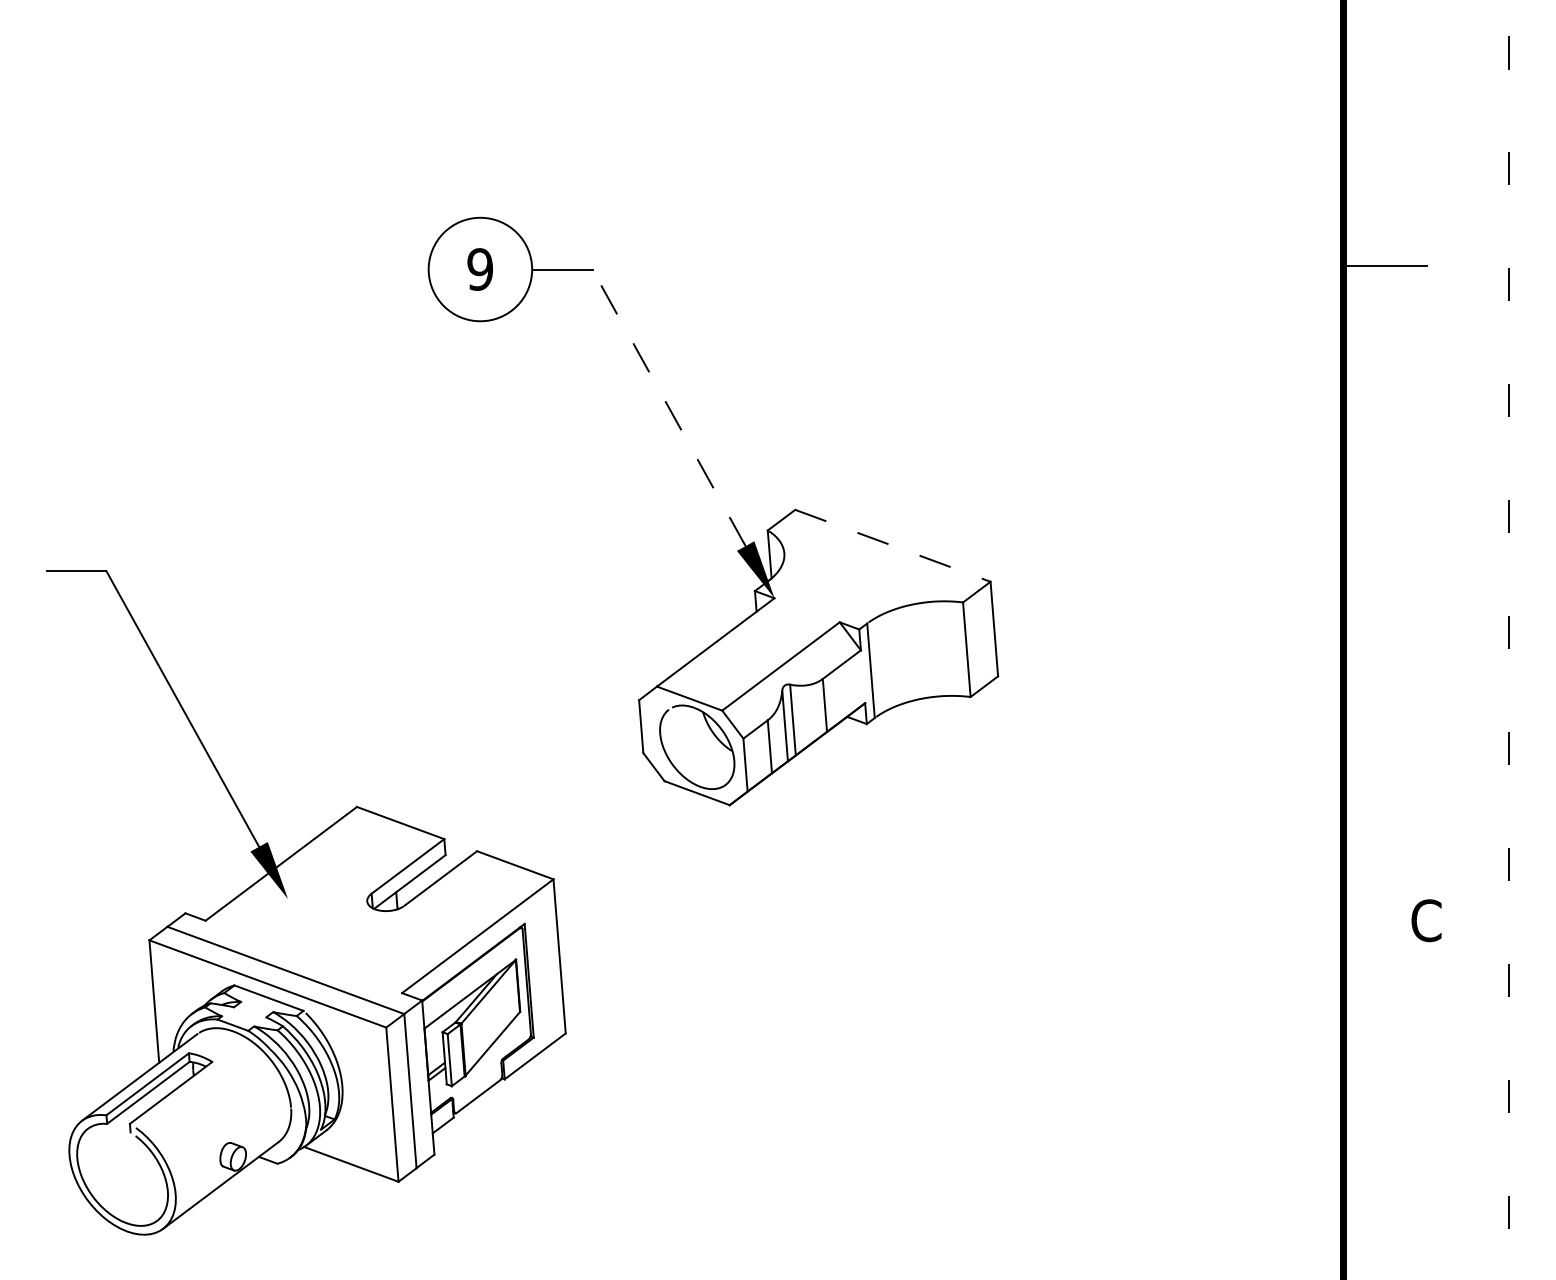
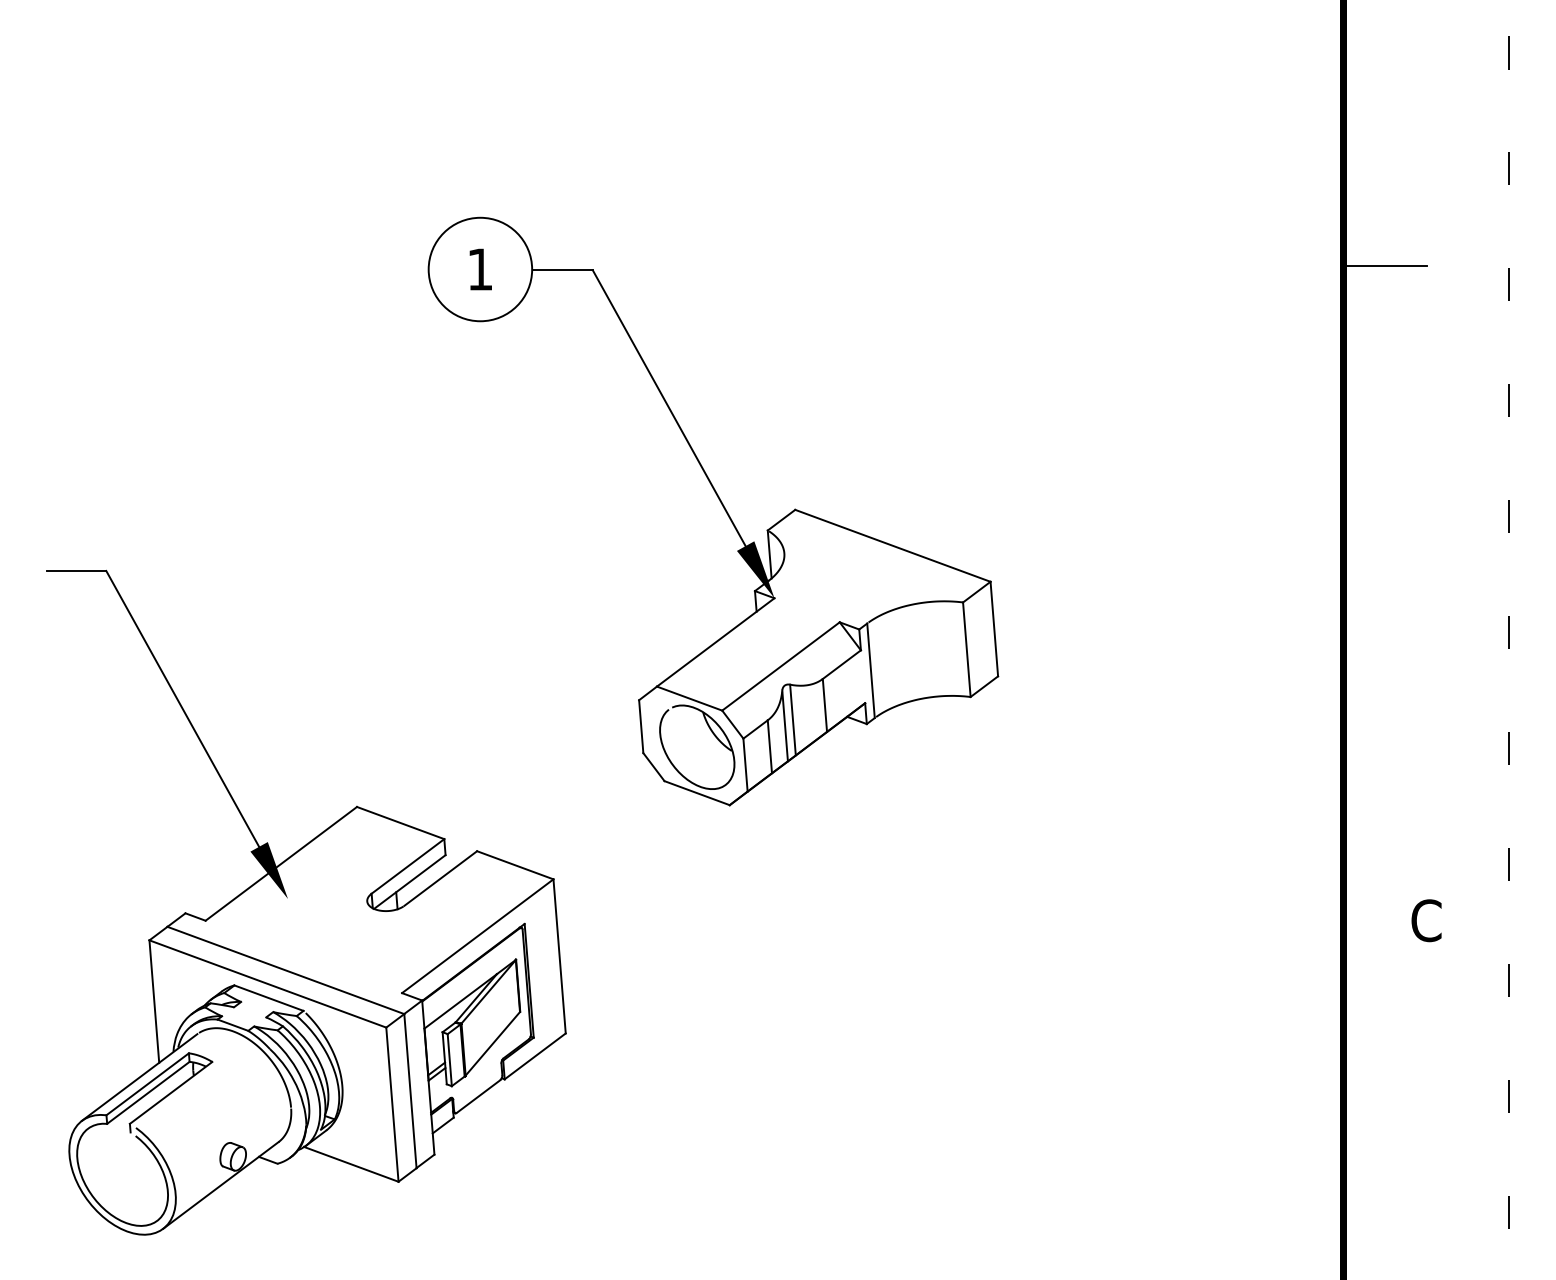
text: 9 -> 1 (479, 269)
line: dashed -> solid (669, 408)
line: dashed -> solid (893, 546)
